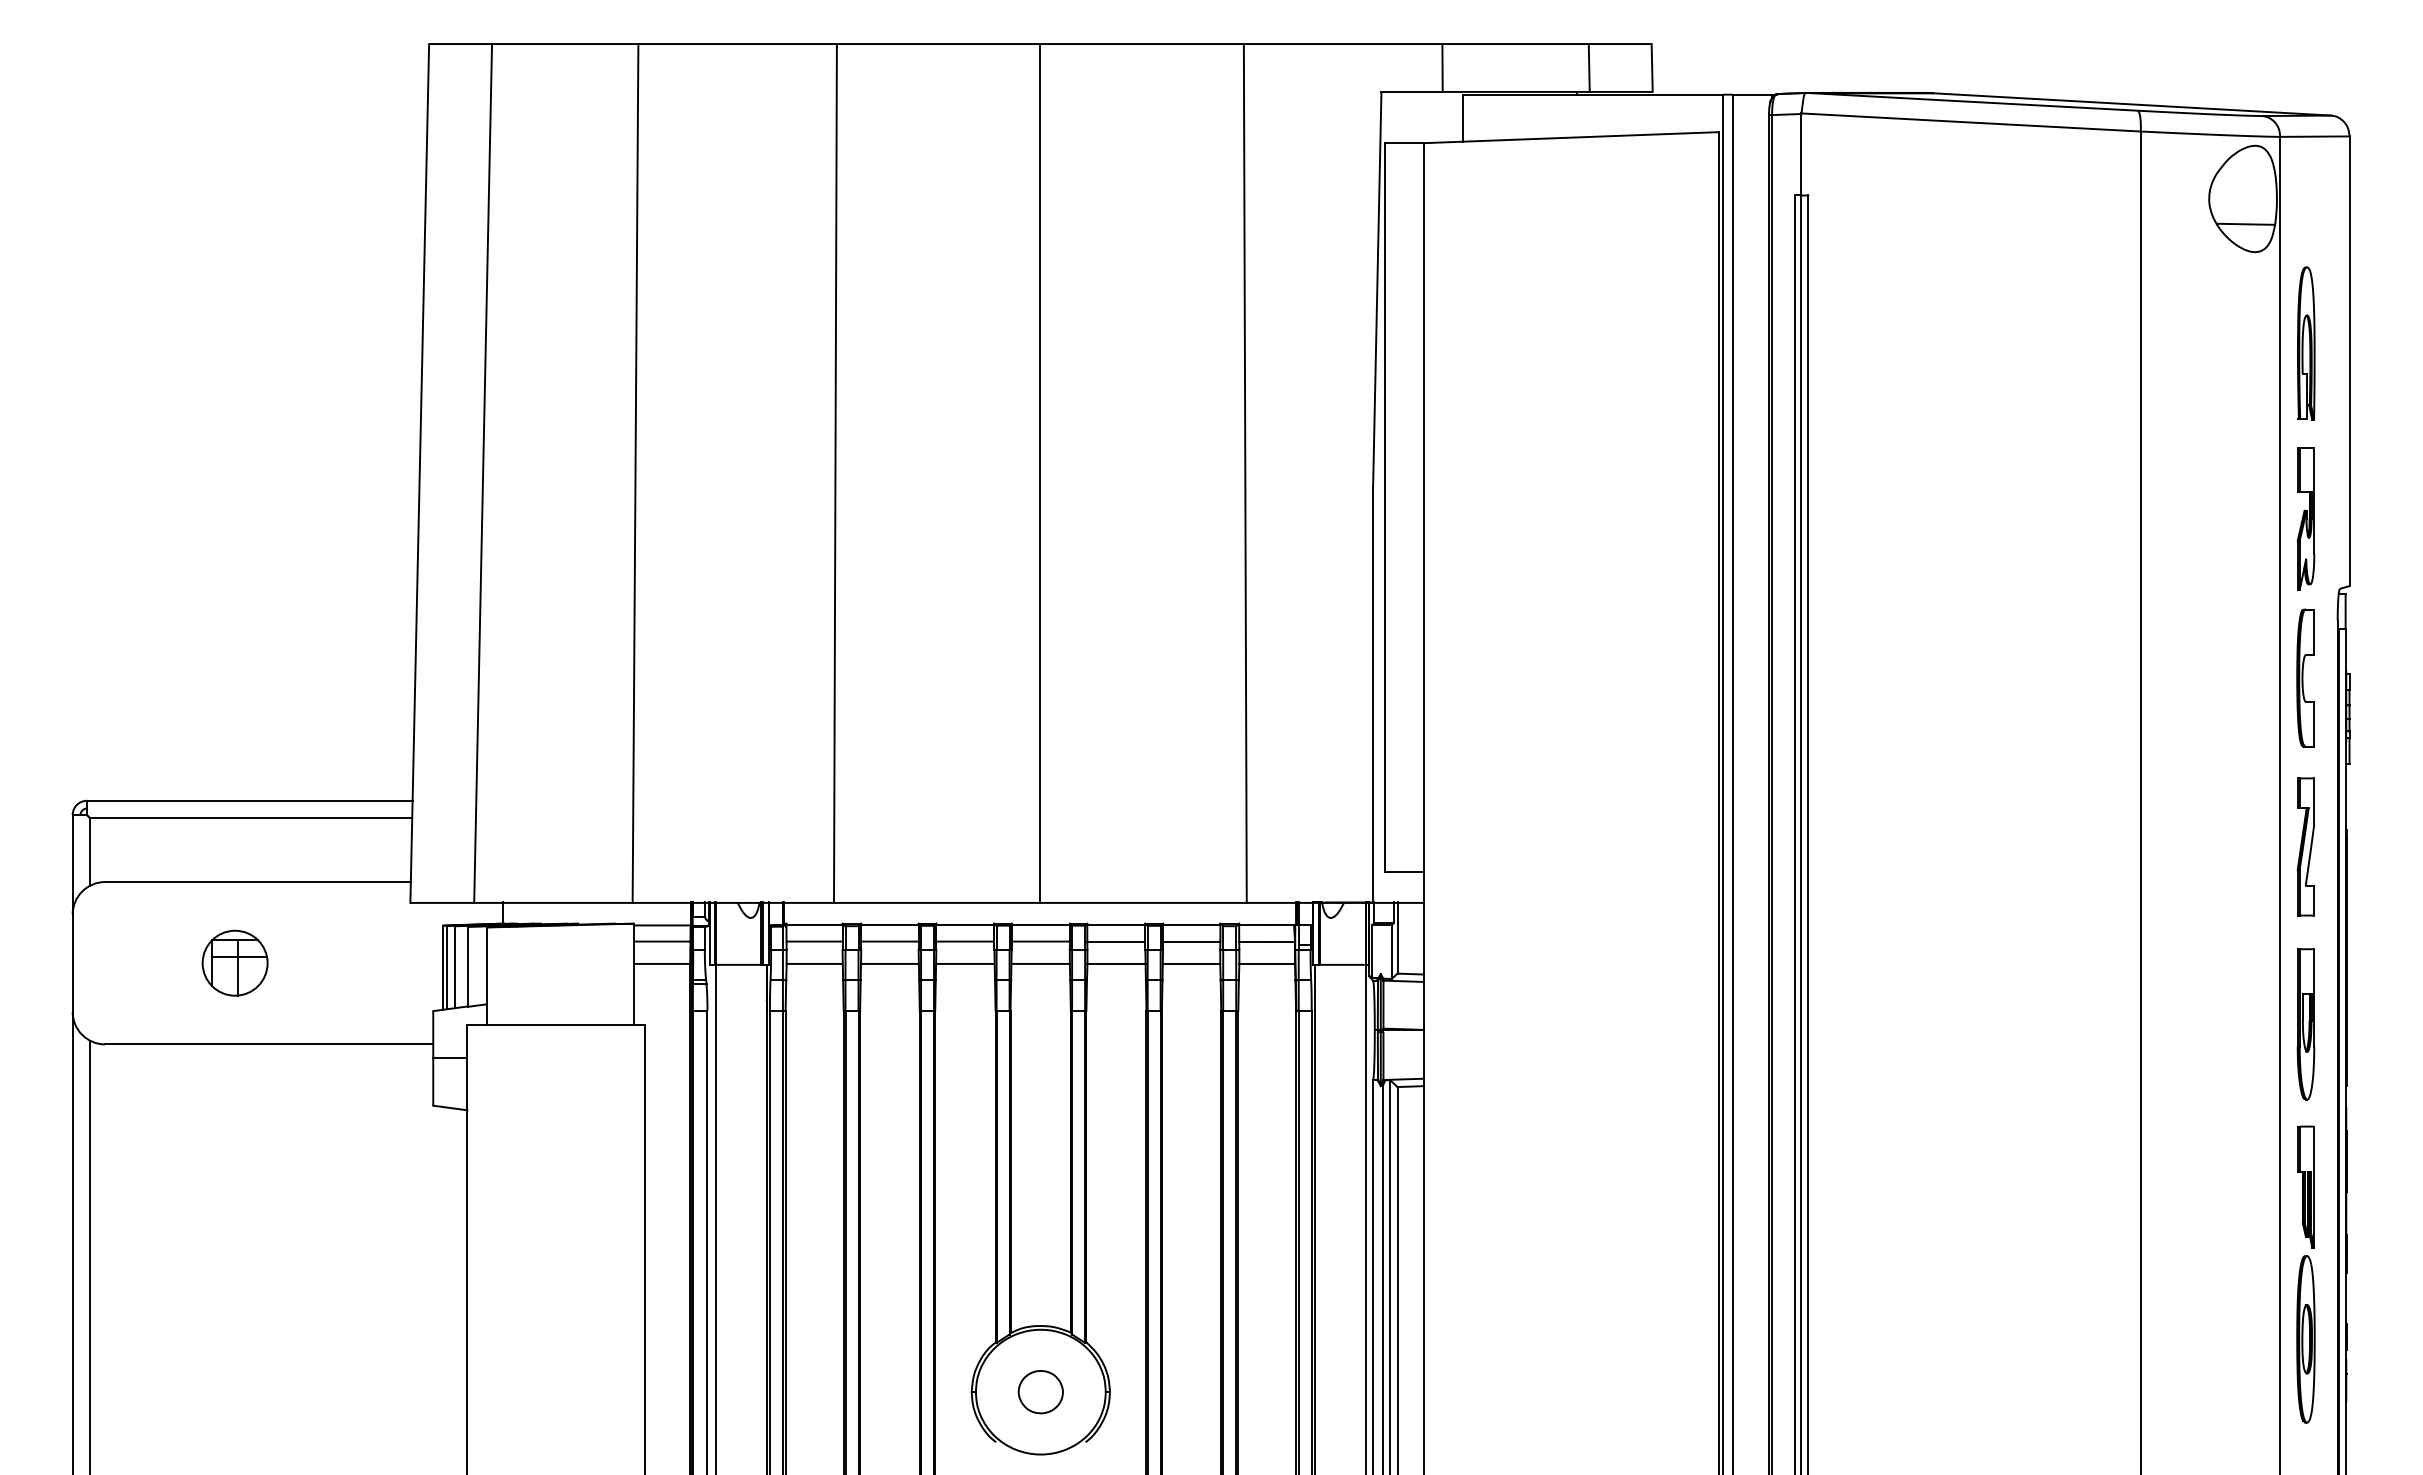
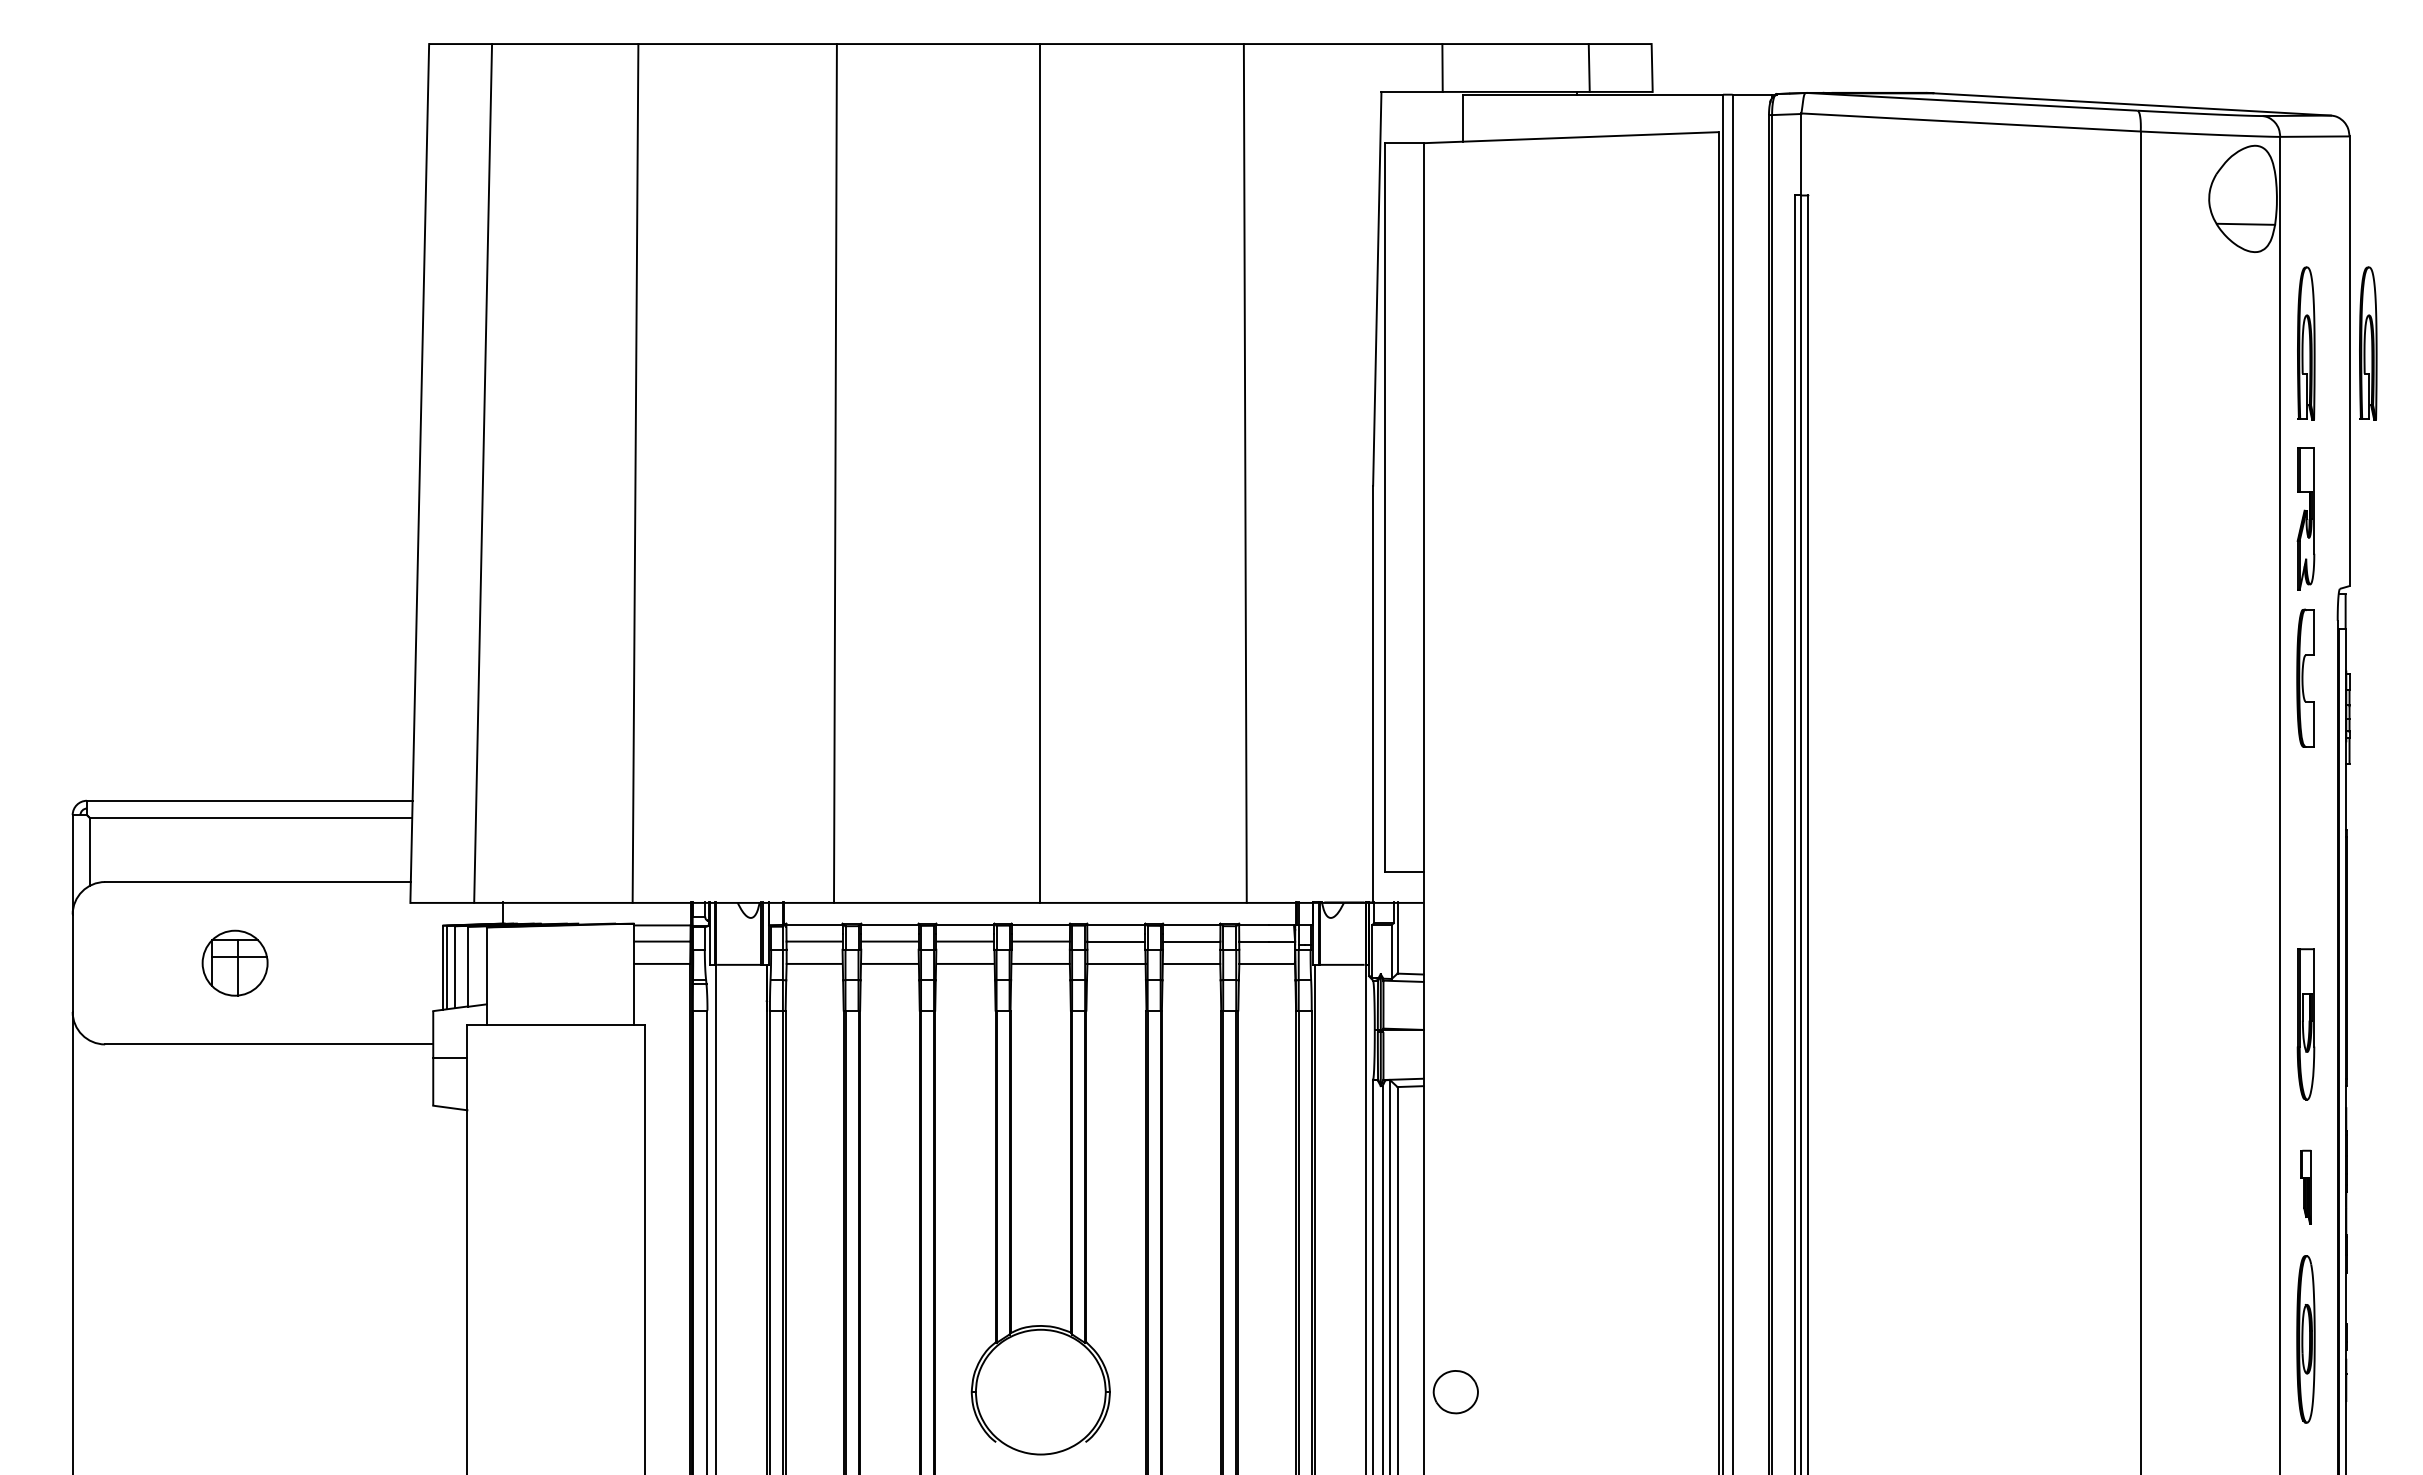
part: none -> present (2368, 343)
part: present -> none (2305, 846)
part size: 19x124 px -> 12x76 px (2305, 1186)
line: present -> none (90, 1255)
part position: (1040, 1392) -> (1455, 1392) (1455, 1392)
